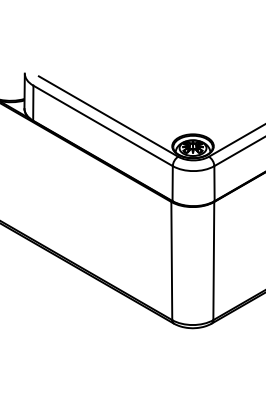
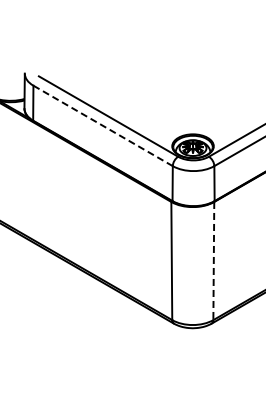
line: solid -> dashed (103, 126)
line: solid -> dashed (213, 261)
